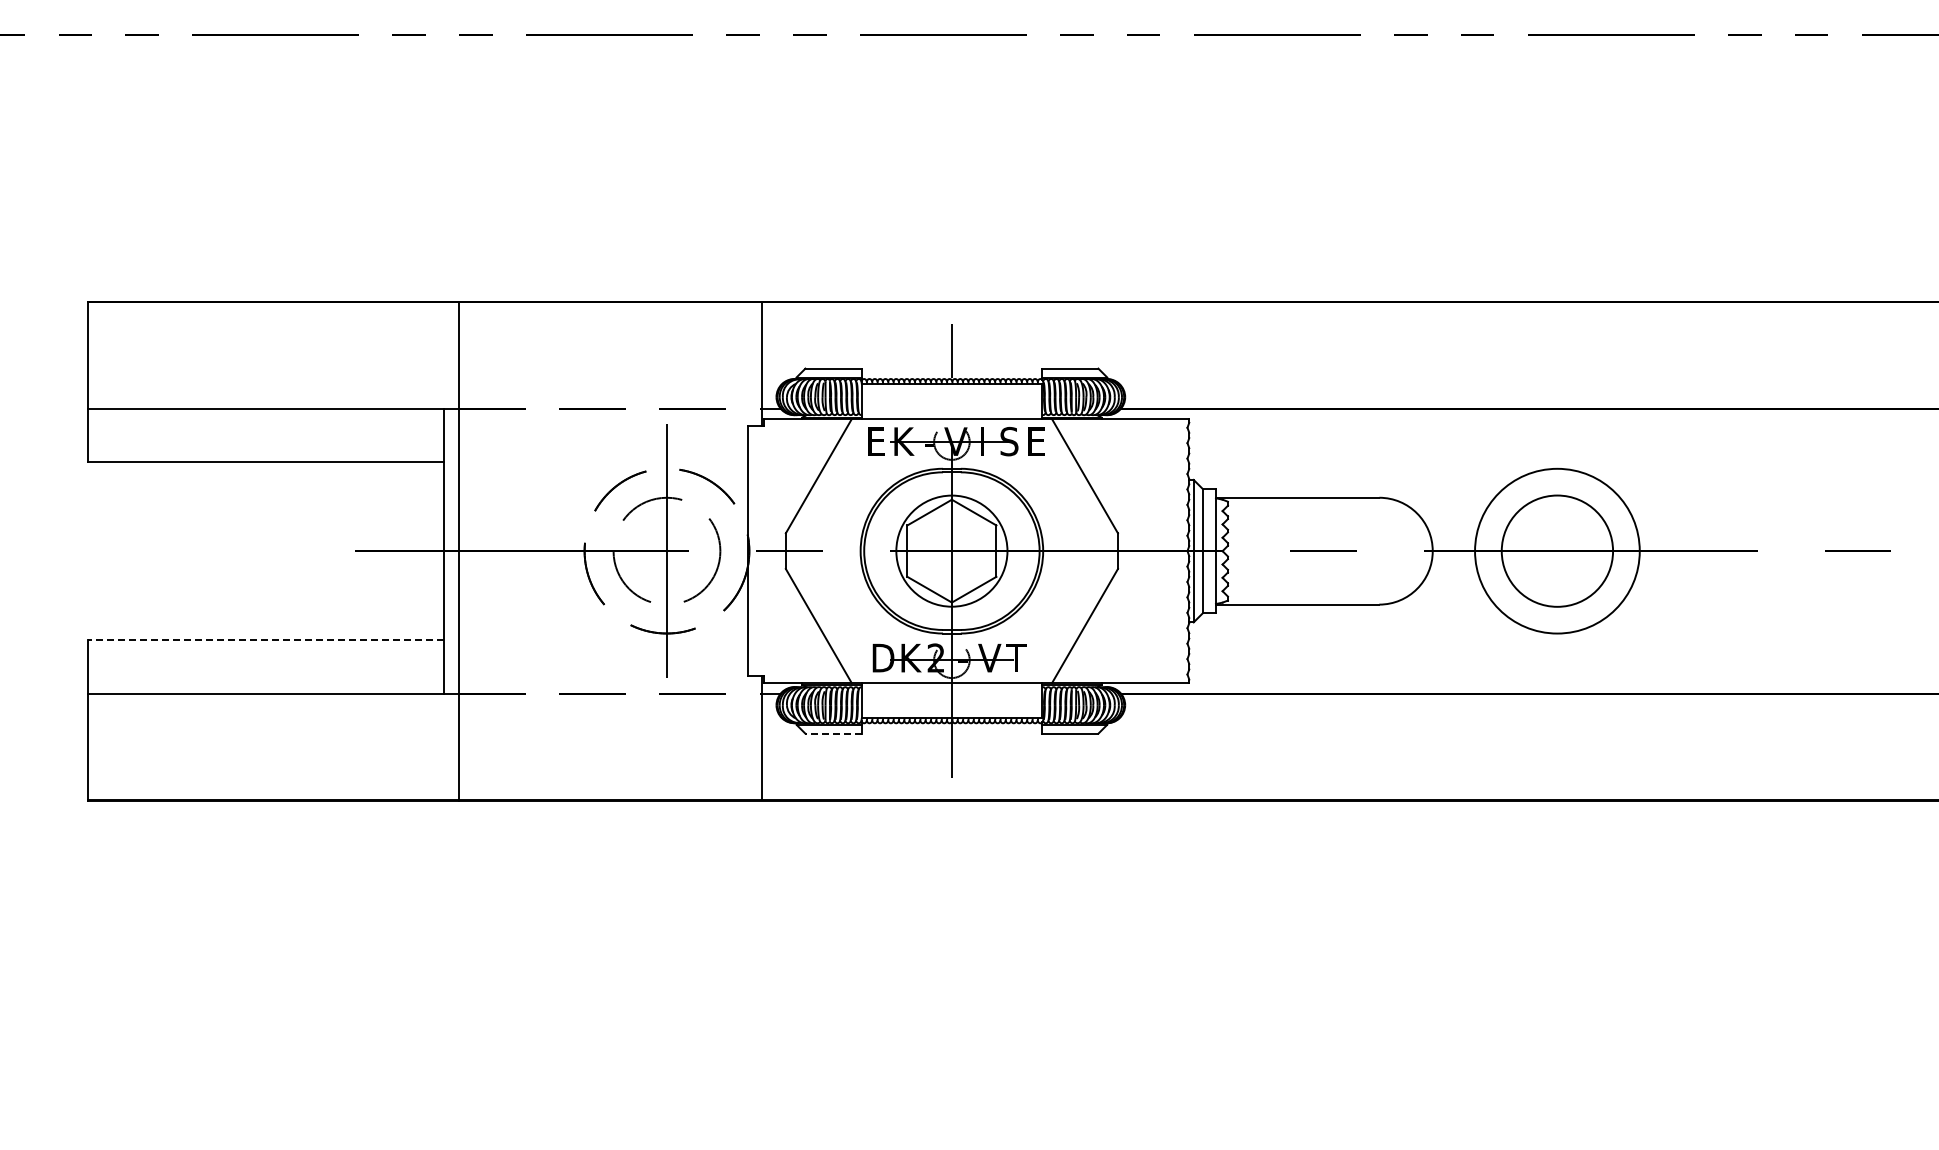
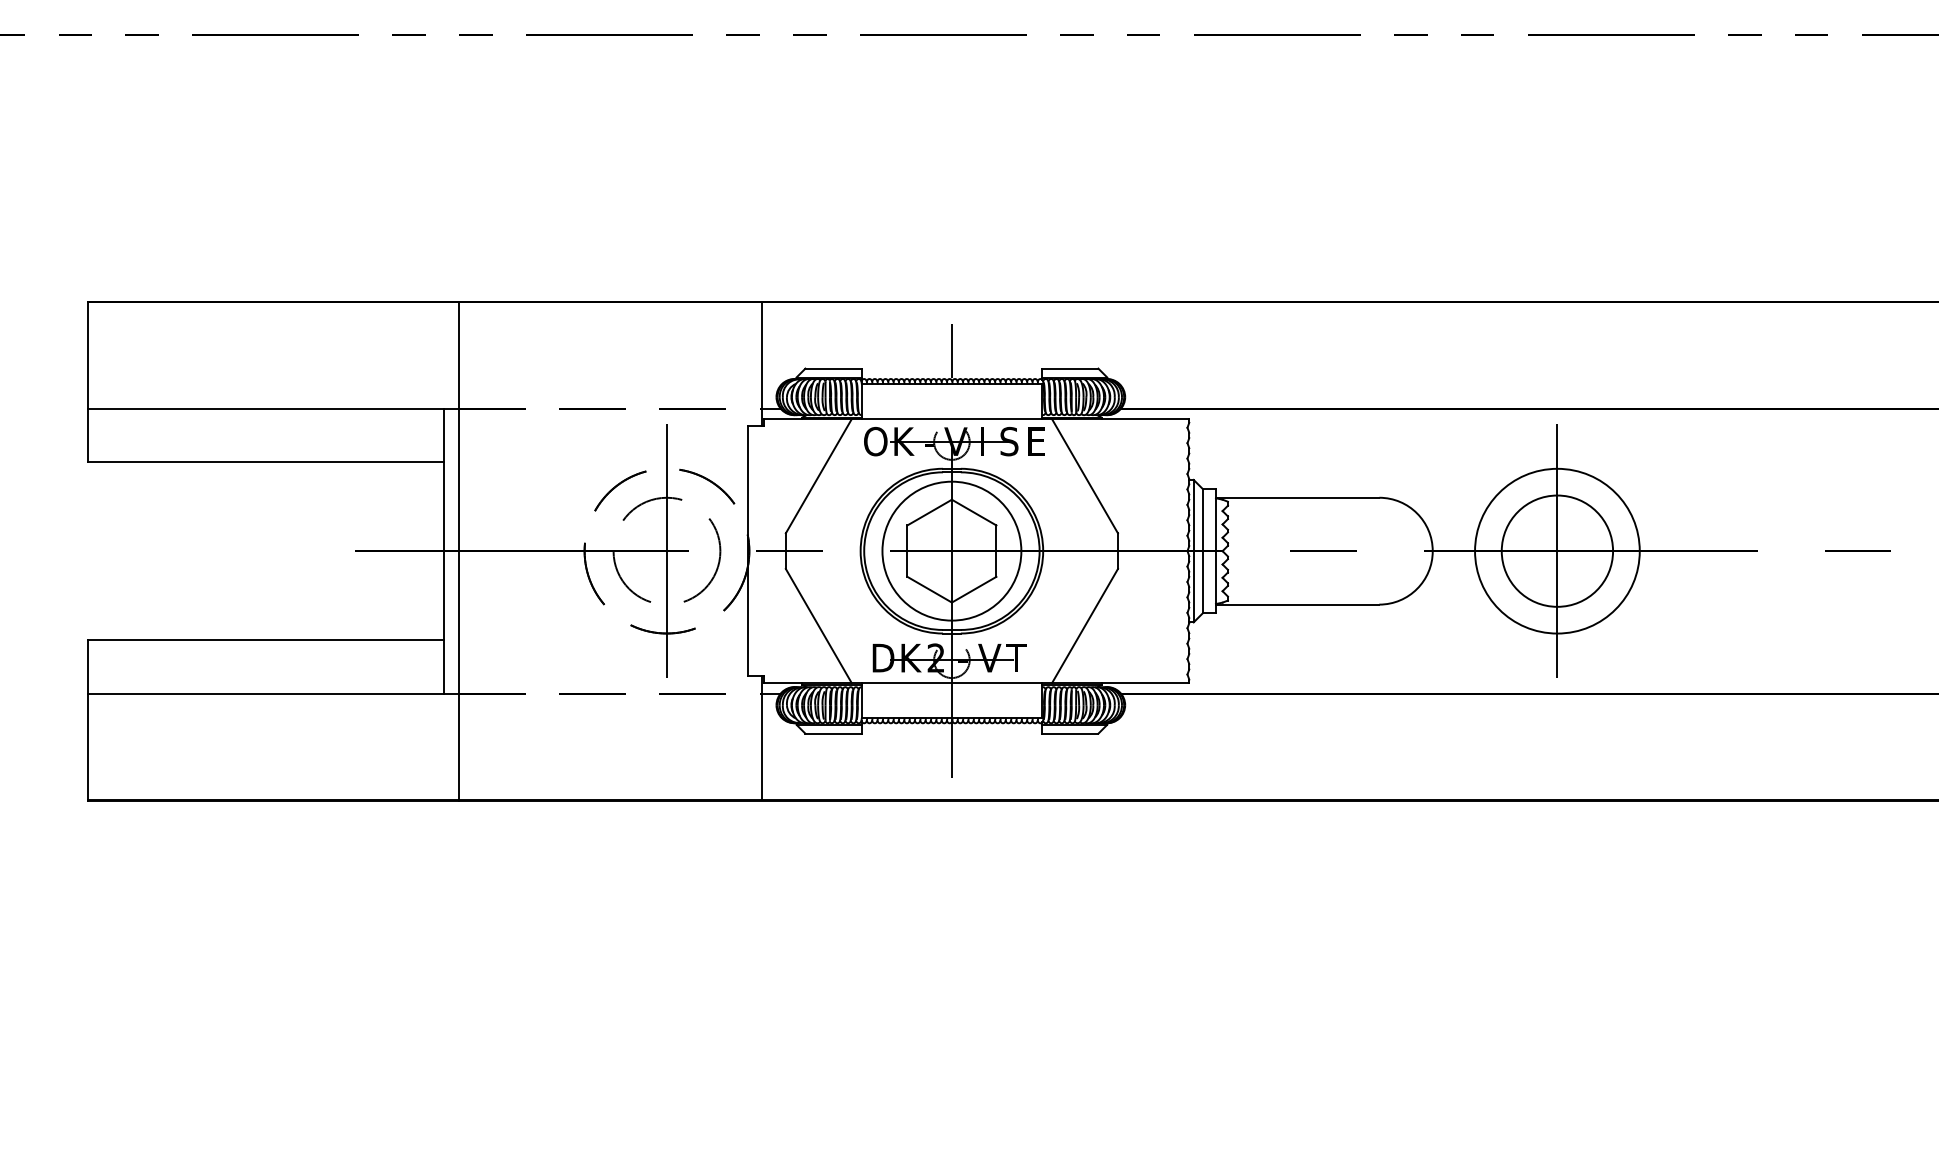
text: E -> O (875, 441)
circle diameter: 111 px -> 139 px (951, 550)
line: none -> present (1557, 551)
line: dashed -> solid (265, 640)
line: dashed -> solid (833, 733)
